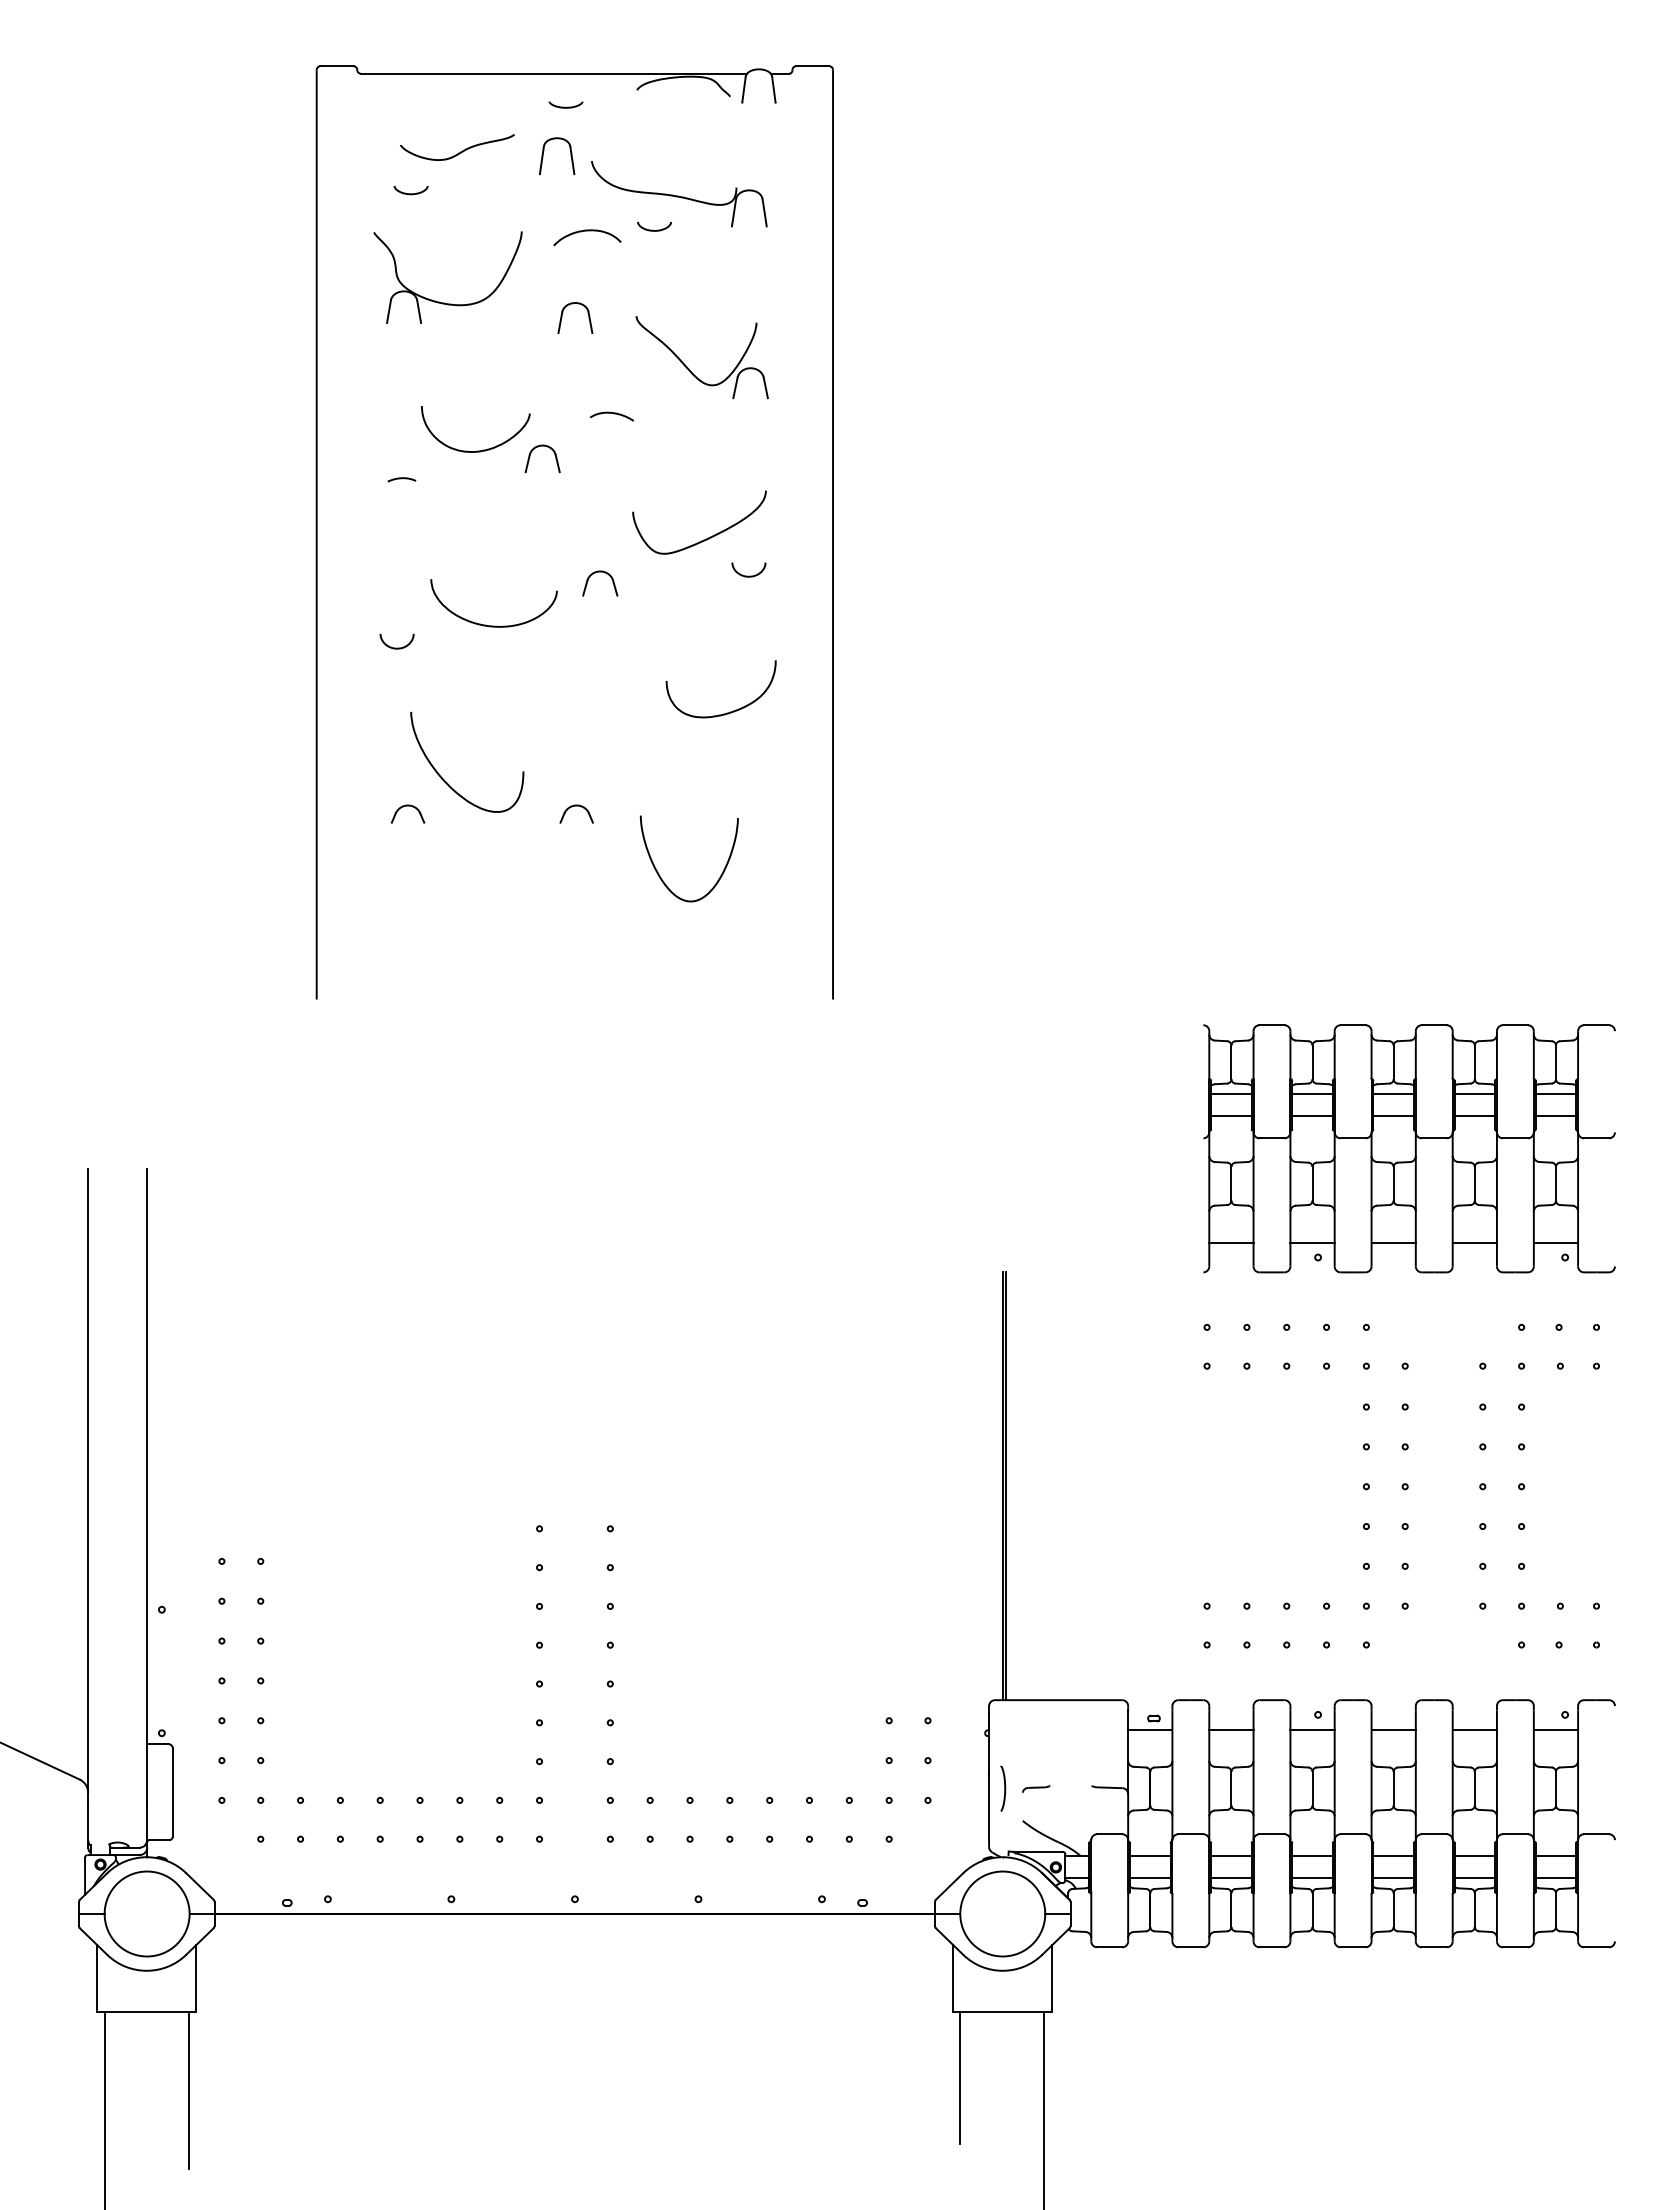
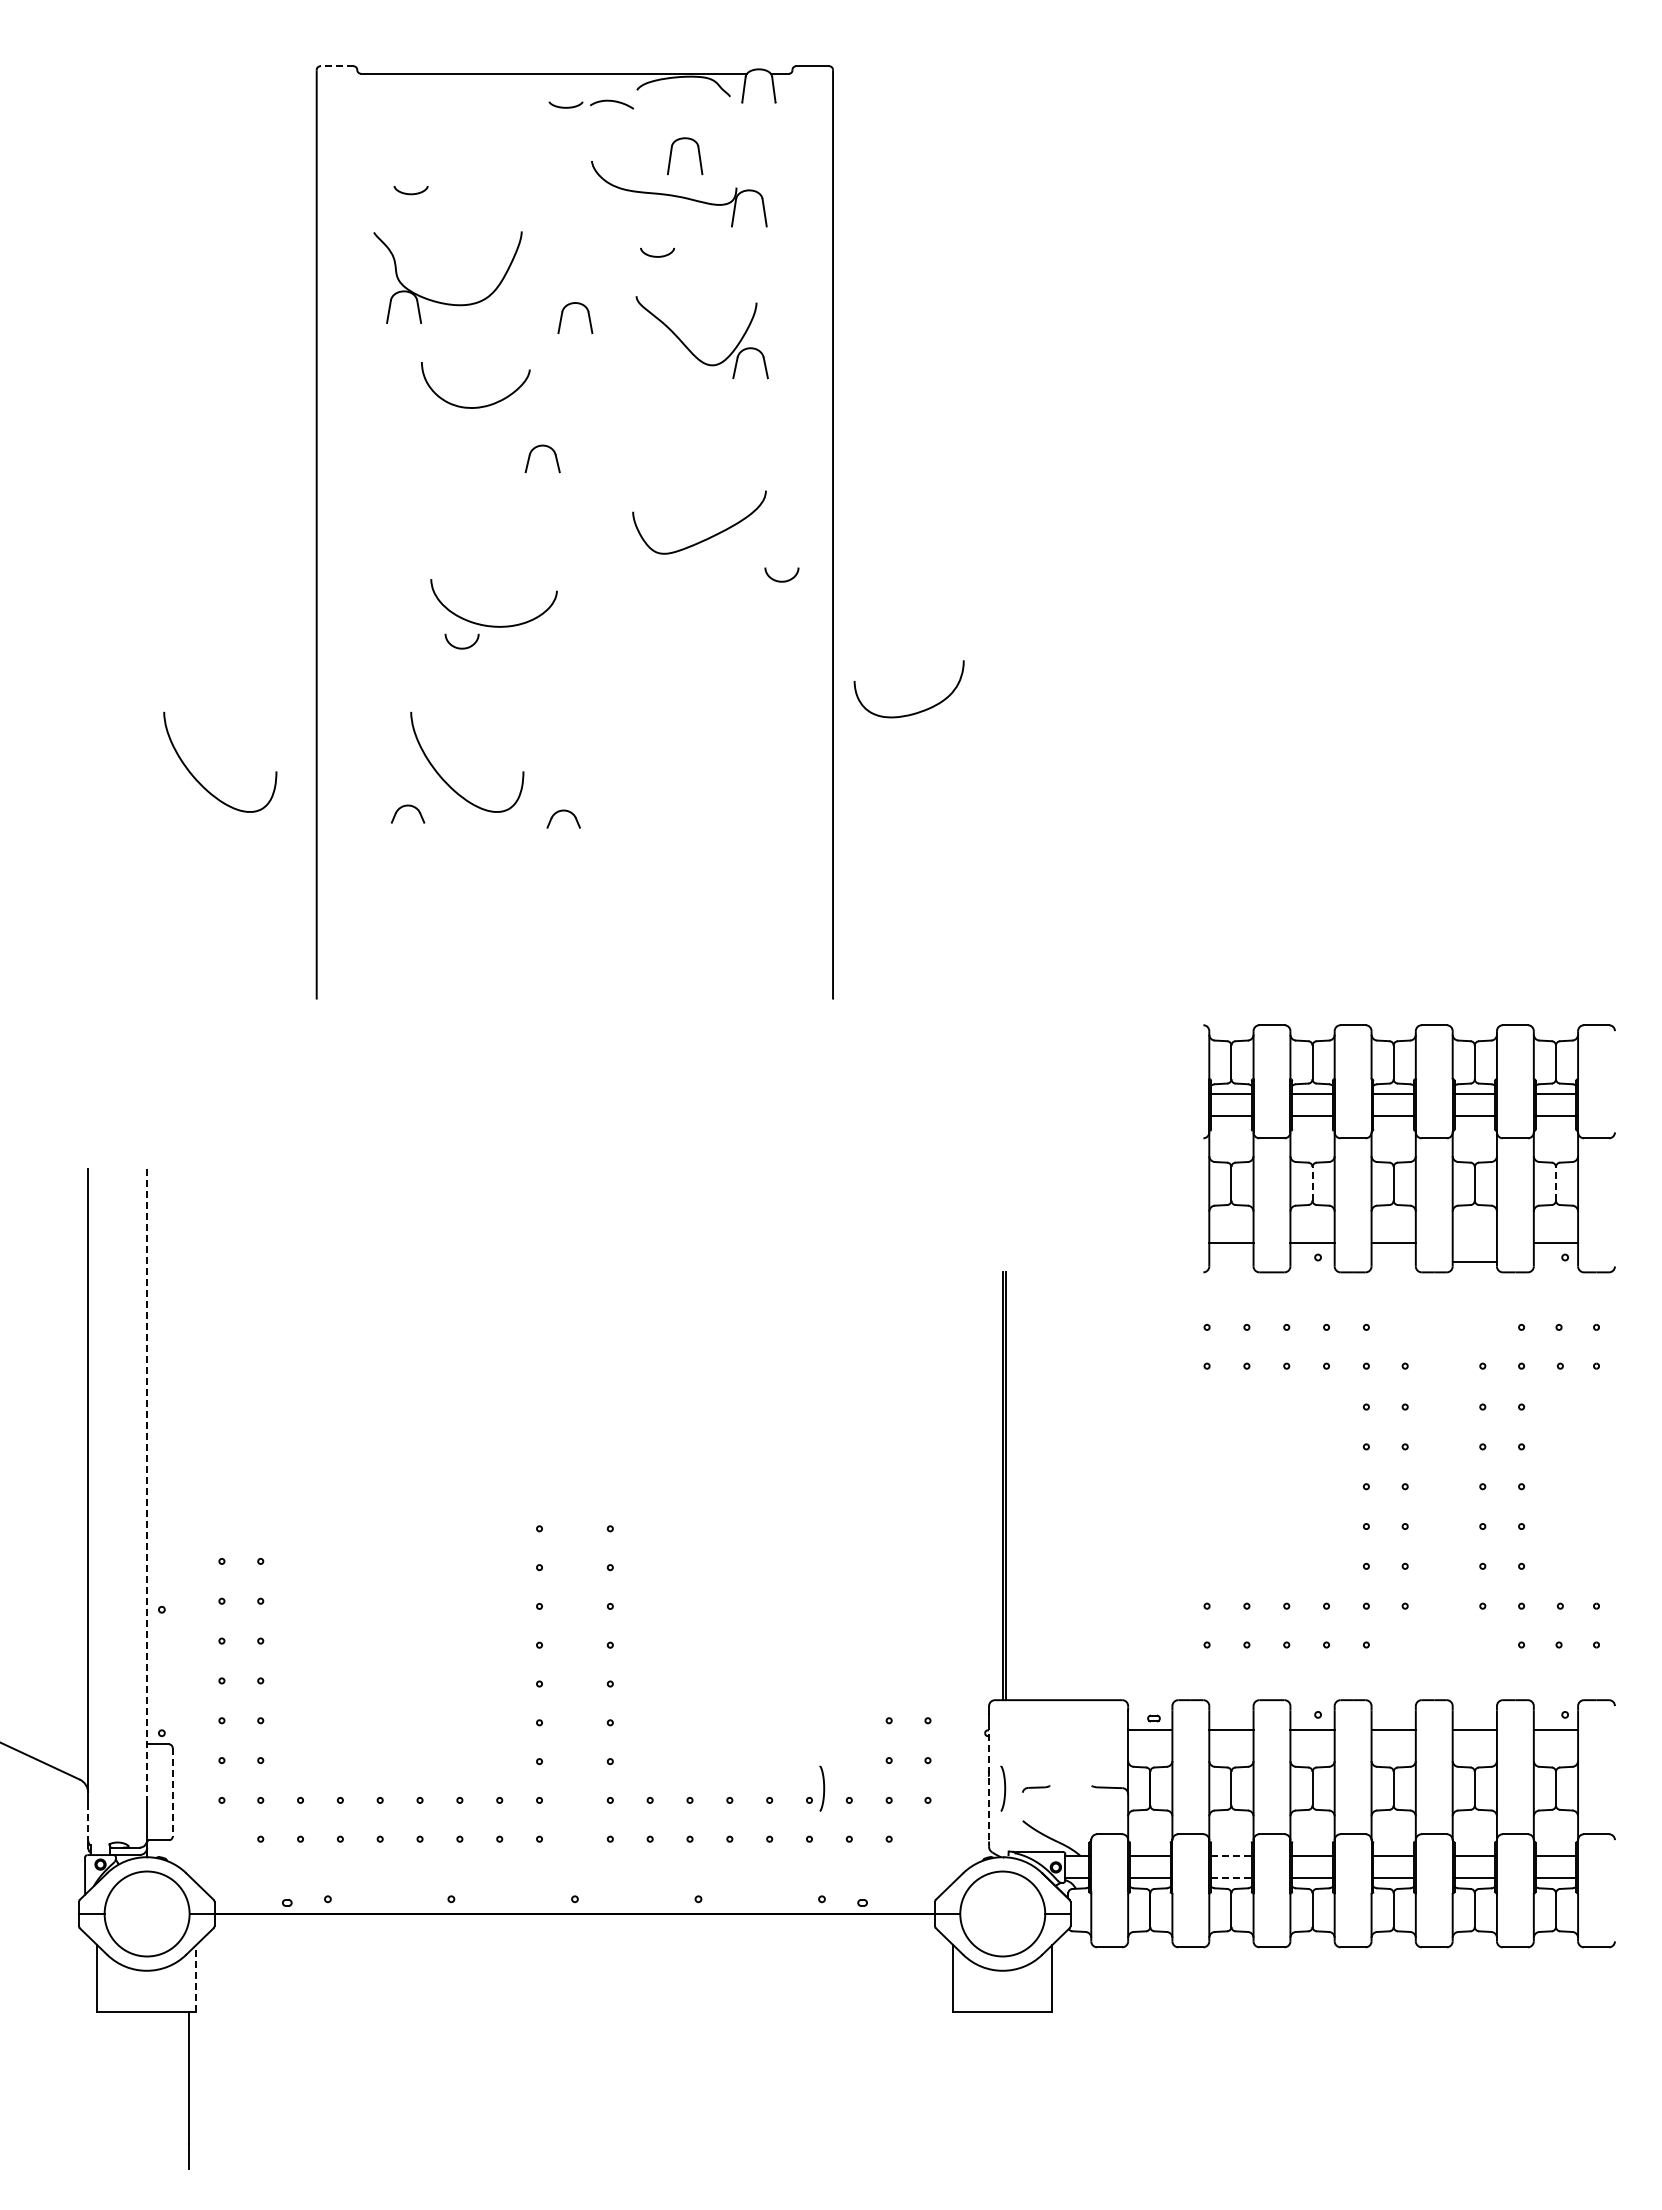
line: solid -> dashed (336, 66)
curve: present -> none (460, 151)
part position: (570, 156) -> (698, 156) (698, 156)
curve position: (652, 229) -> (655, 255) (655, 255)
curve: present -> none (587, 231)
part position: (688, 367) -> (688, 347) (688, 347)
curve position: (614, 414) -> (614, 102) (614, 102)
curve position: (476, 450) -> (476, 406) (476, 406)
curve: present -> none (401, 479)
part: present -> none (604, 573)
curve position: (748, 575) -> (781, 580) (781, 580)
curve position: (396, 647) -> (461, 647) (461, 647)
curve position: (726, 712) -> (914, 712) (914, 712)
curve: none -> present (199, 781)
part position: (576, 806) -> (563, 811) (563, 811)
curve: present -> none (660, 875)
line: solid -> dashed (1312, 1183)
line: solid -> dashed (1555, 1183)
line position: (1474, 1242) -> (1474, 1261) (1474, 1261)
line: solid -> dashed (147, 1486)
line: solid -> dashed (989, 1782)
curve: none -> present (823, 1788)
line: solid -> dashed (172, 1792)
line: solid -> dashed (88, 1822)
line: solid -> dashed (1231, 1856)
line: solid -> dashed (1231, 1878)
line: solid -> dashed (196, 1978)
line: present -> none (960, 2077)
line: present -> none (105, 2109)
line: present -> none (1044, 2109)
